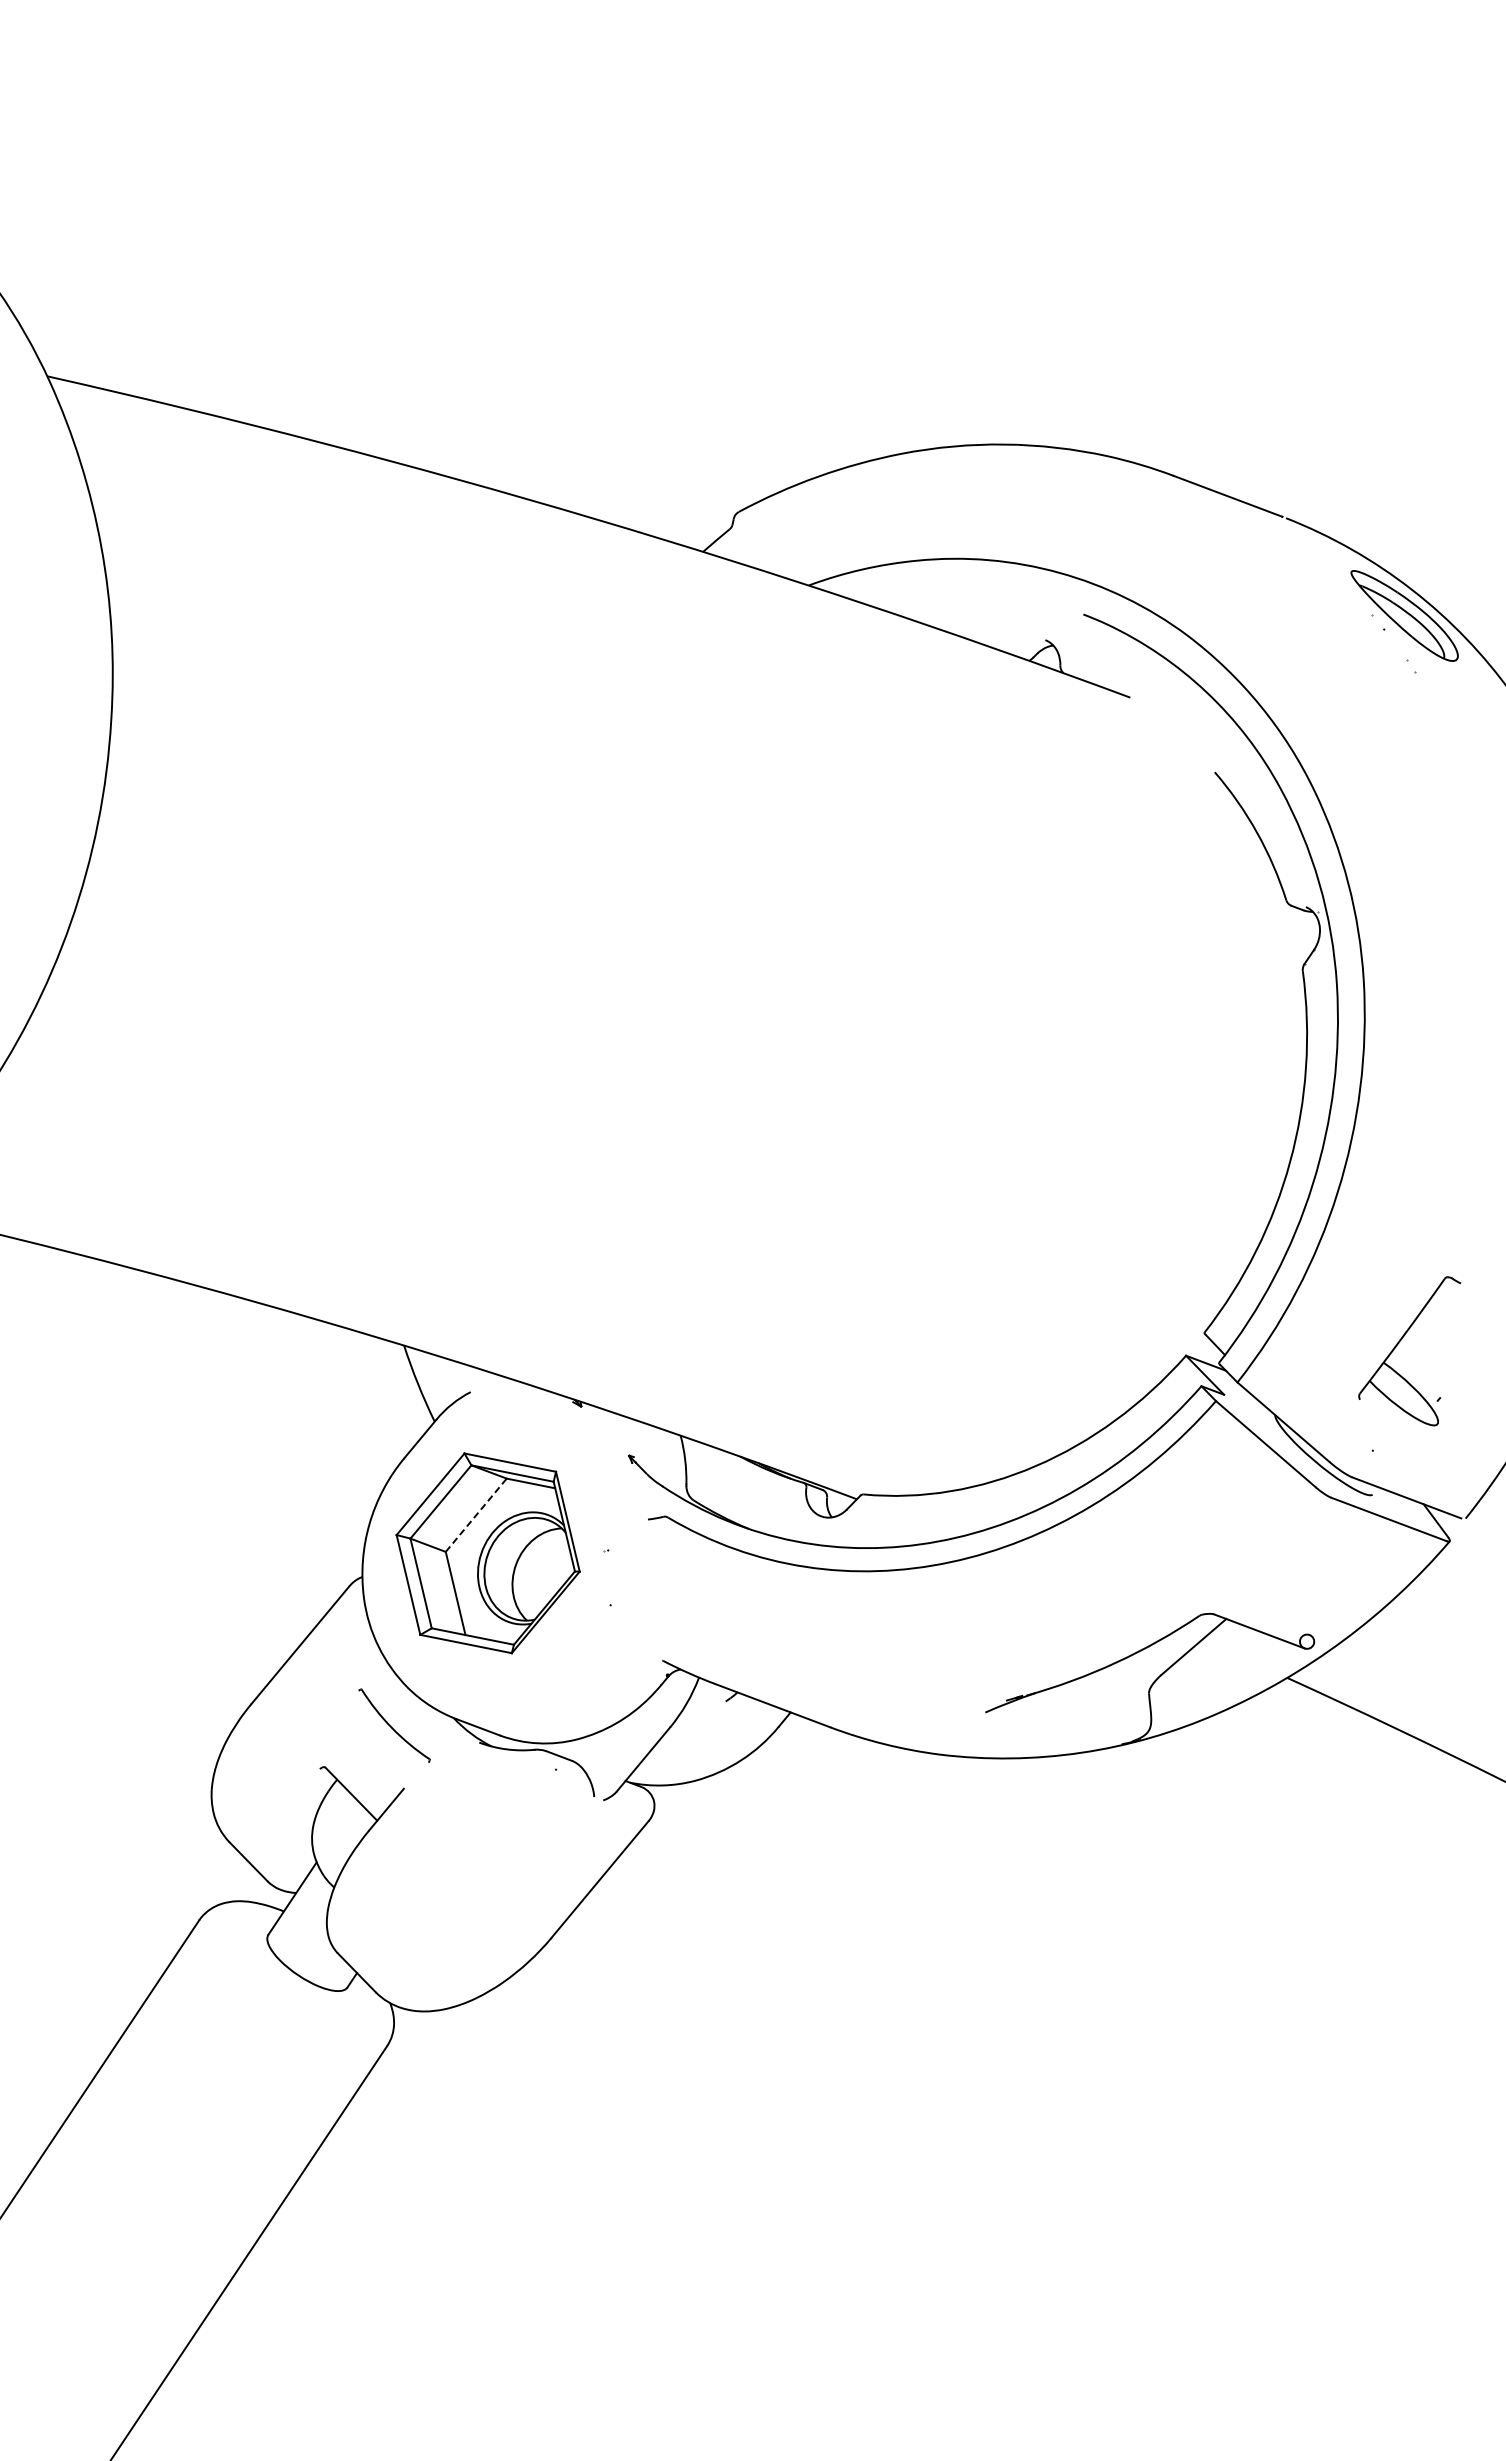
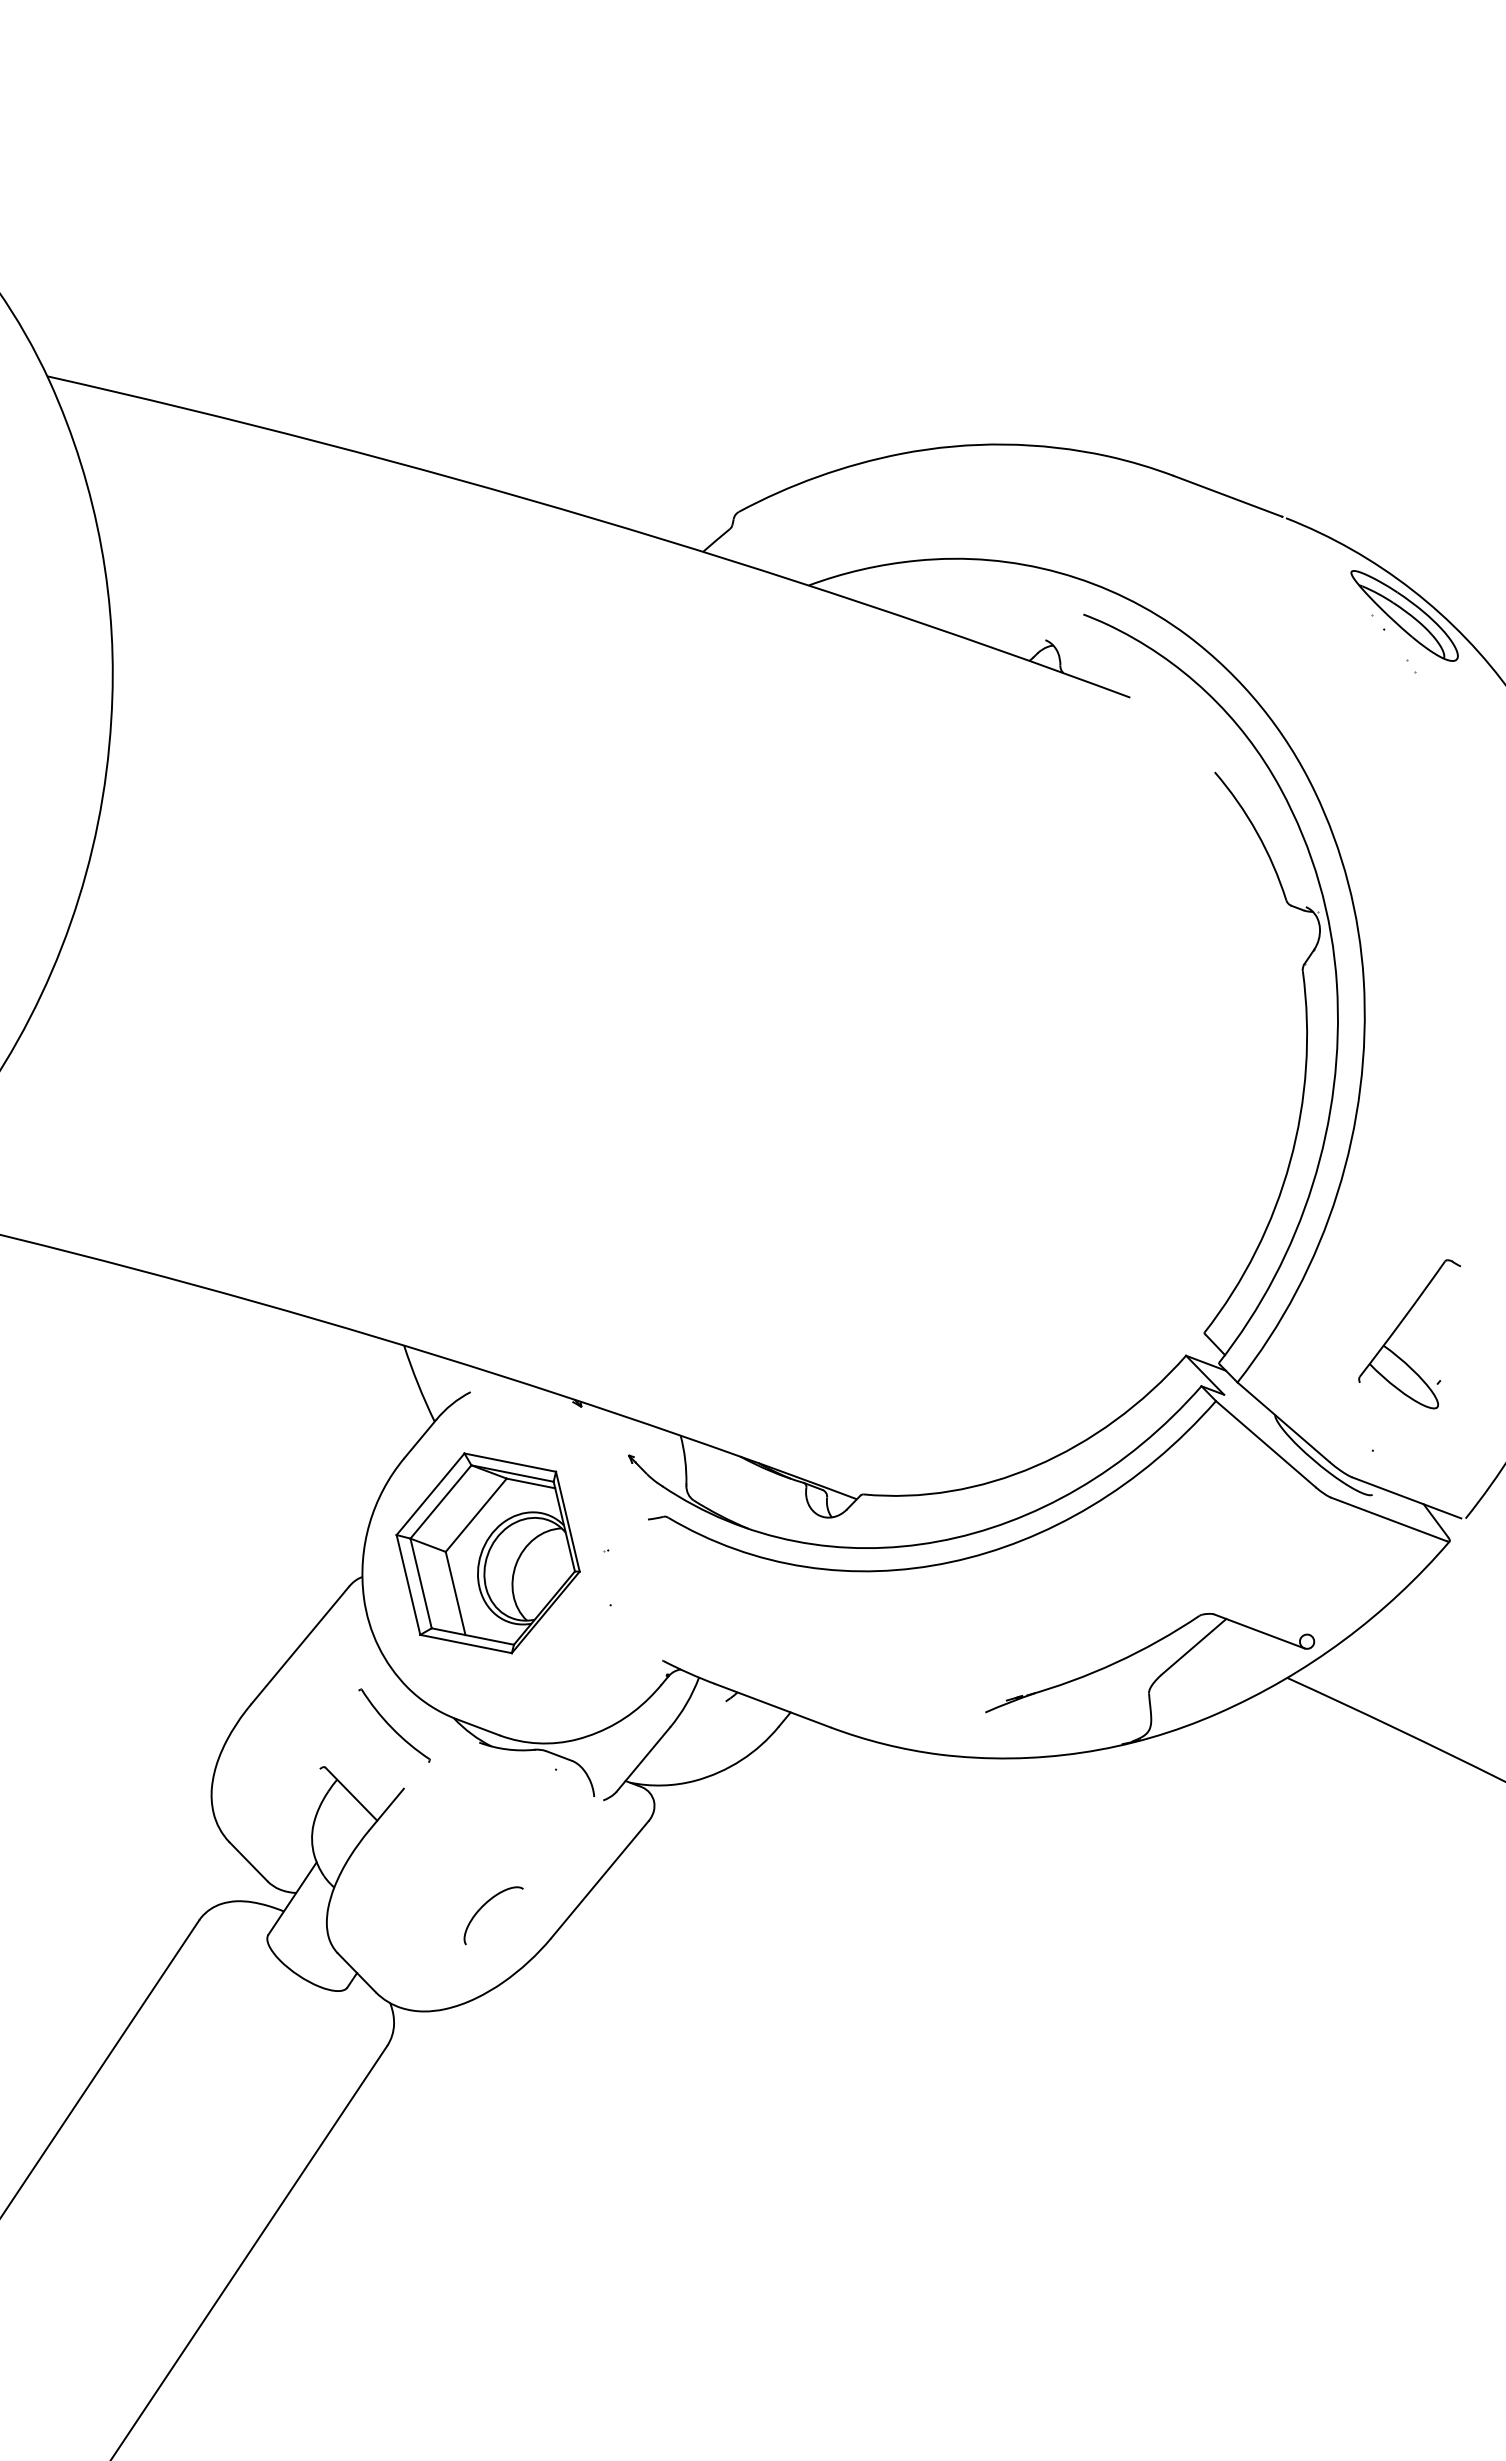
part position: (1399, 1343) -> (1399, 1326) (1399, 1326)
line: dashed -> solid (476, 1515)
curve: none -> present (486, 1904)
